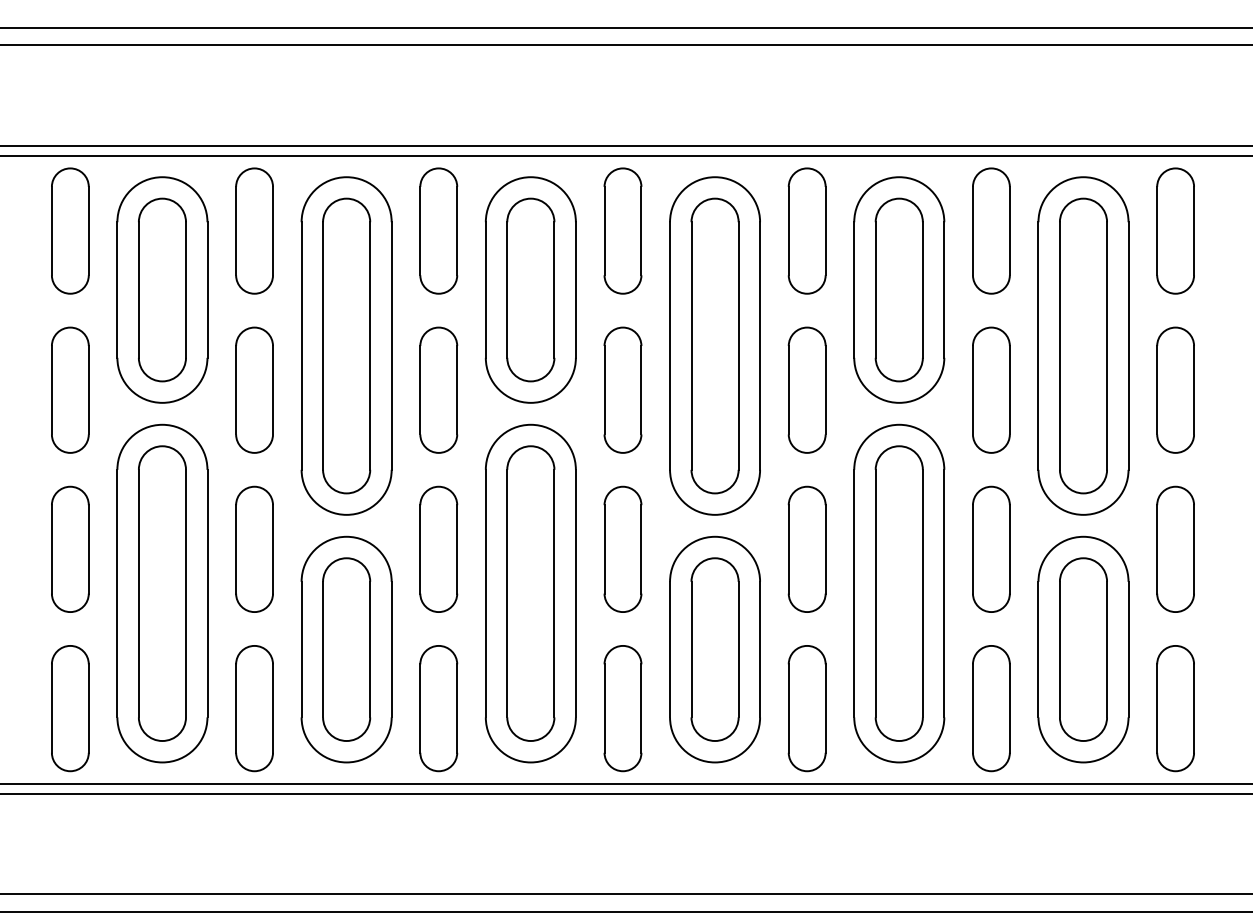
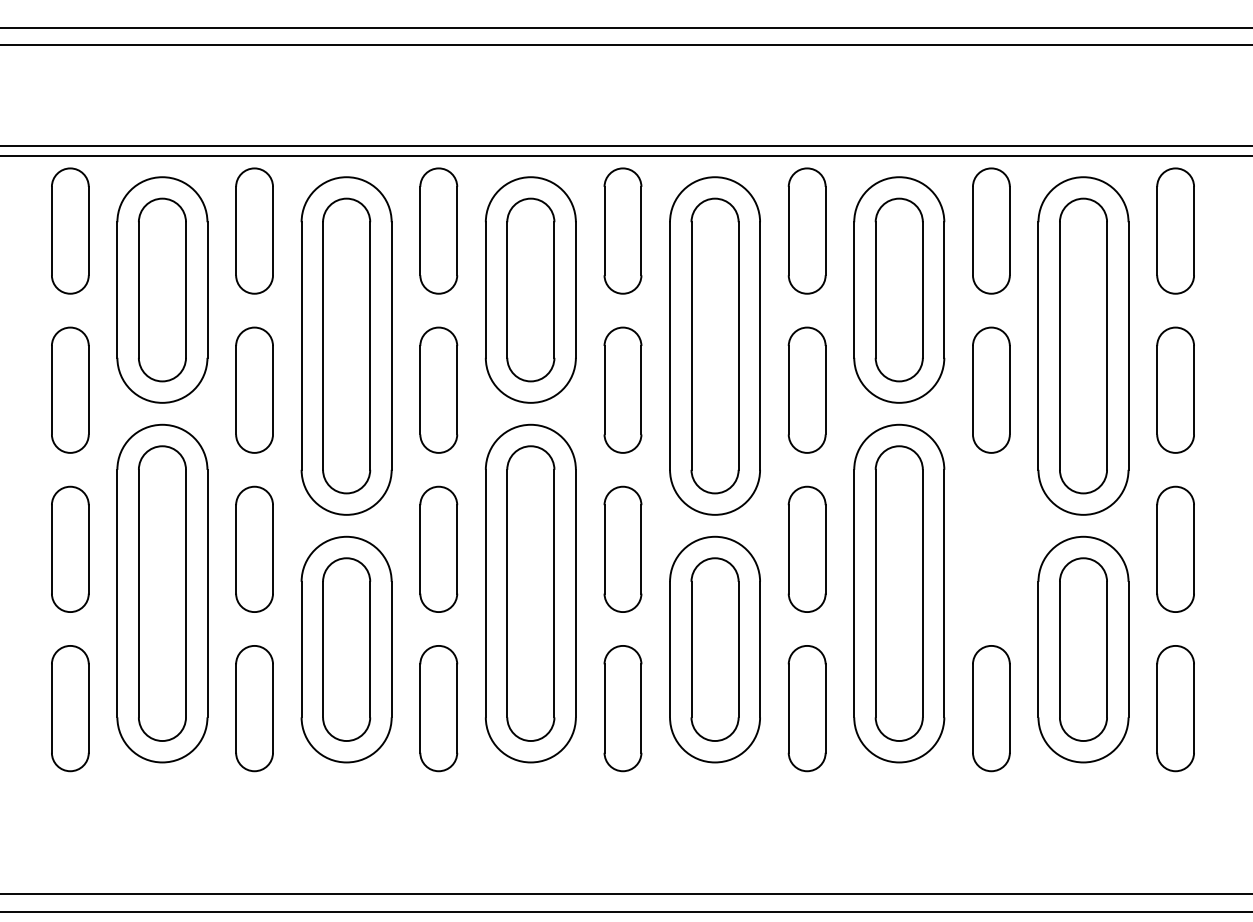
part: present -> none (991, 548)
line: present -> none (625, 783)
line: present -> none (625, 794)
